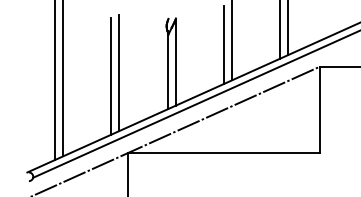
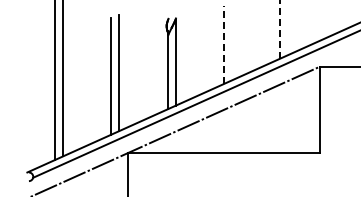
line: present -> none (288, 28)
line: solid -> dashed (280, 29)
line: present -> none (231, 41)
line: solid -> dashed (223, 45)
